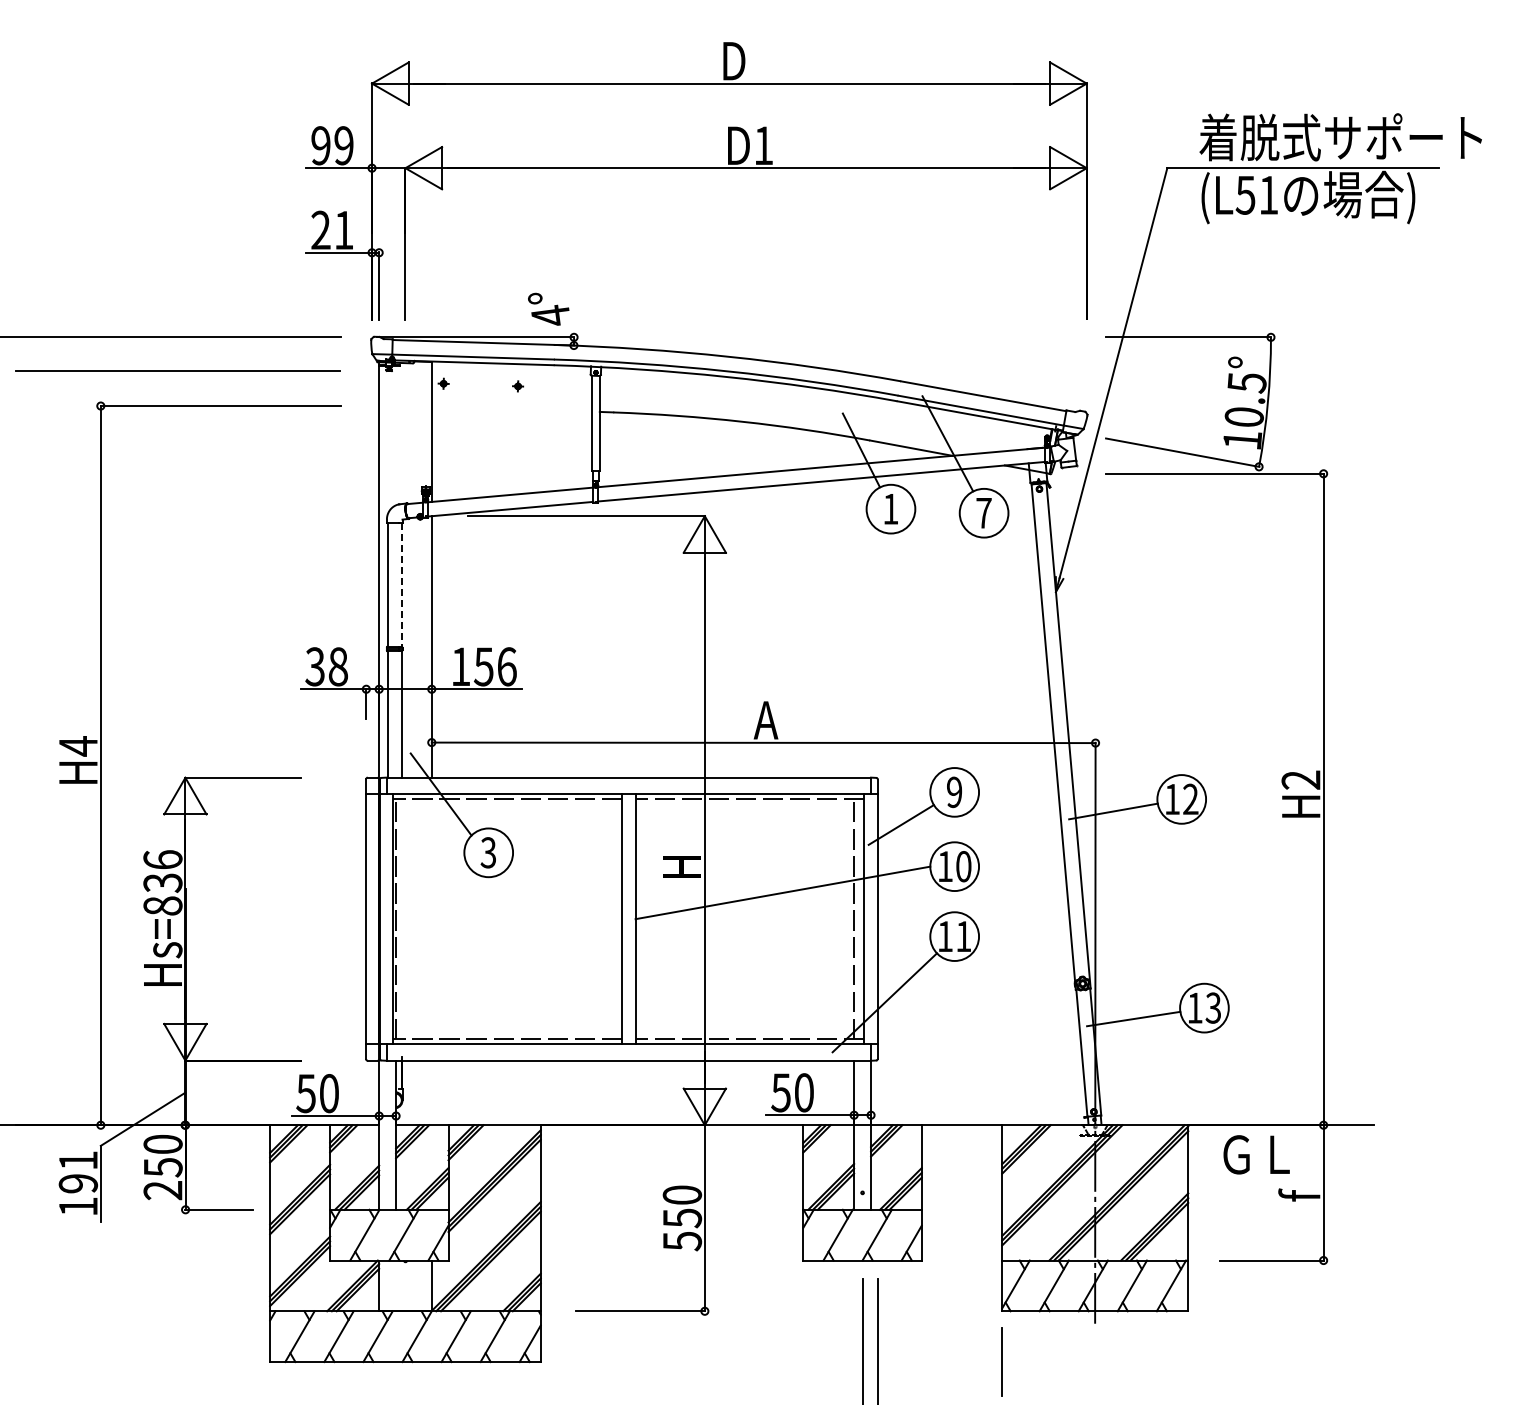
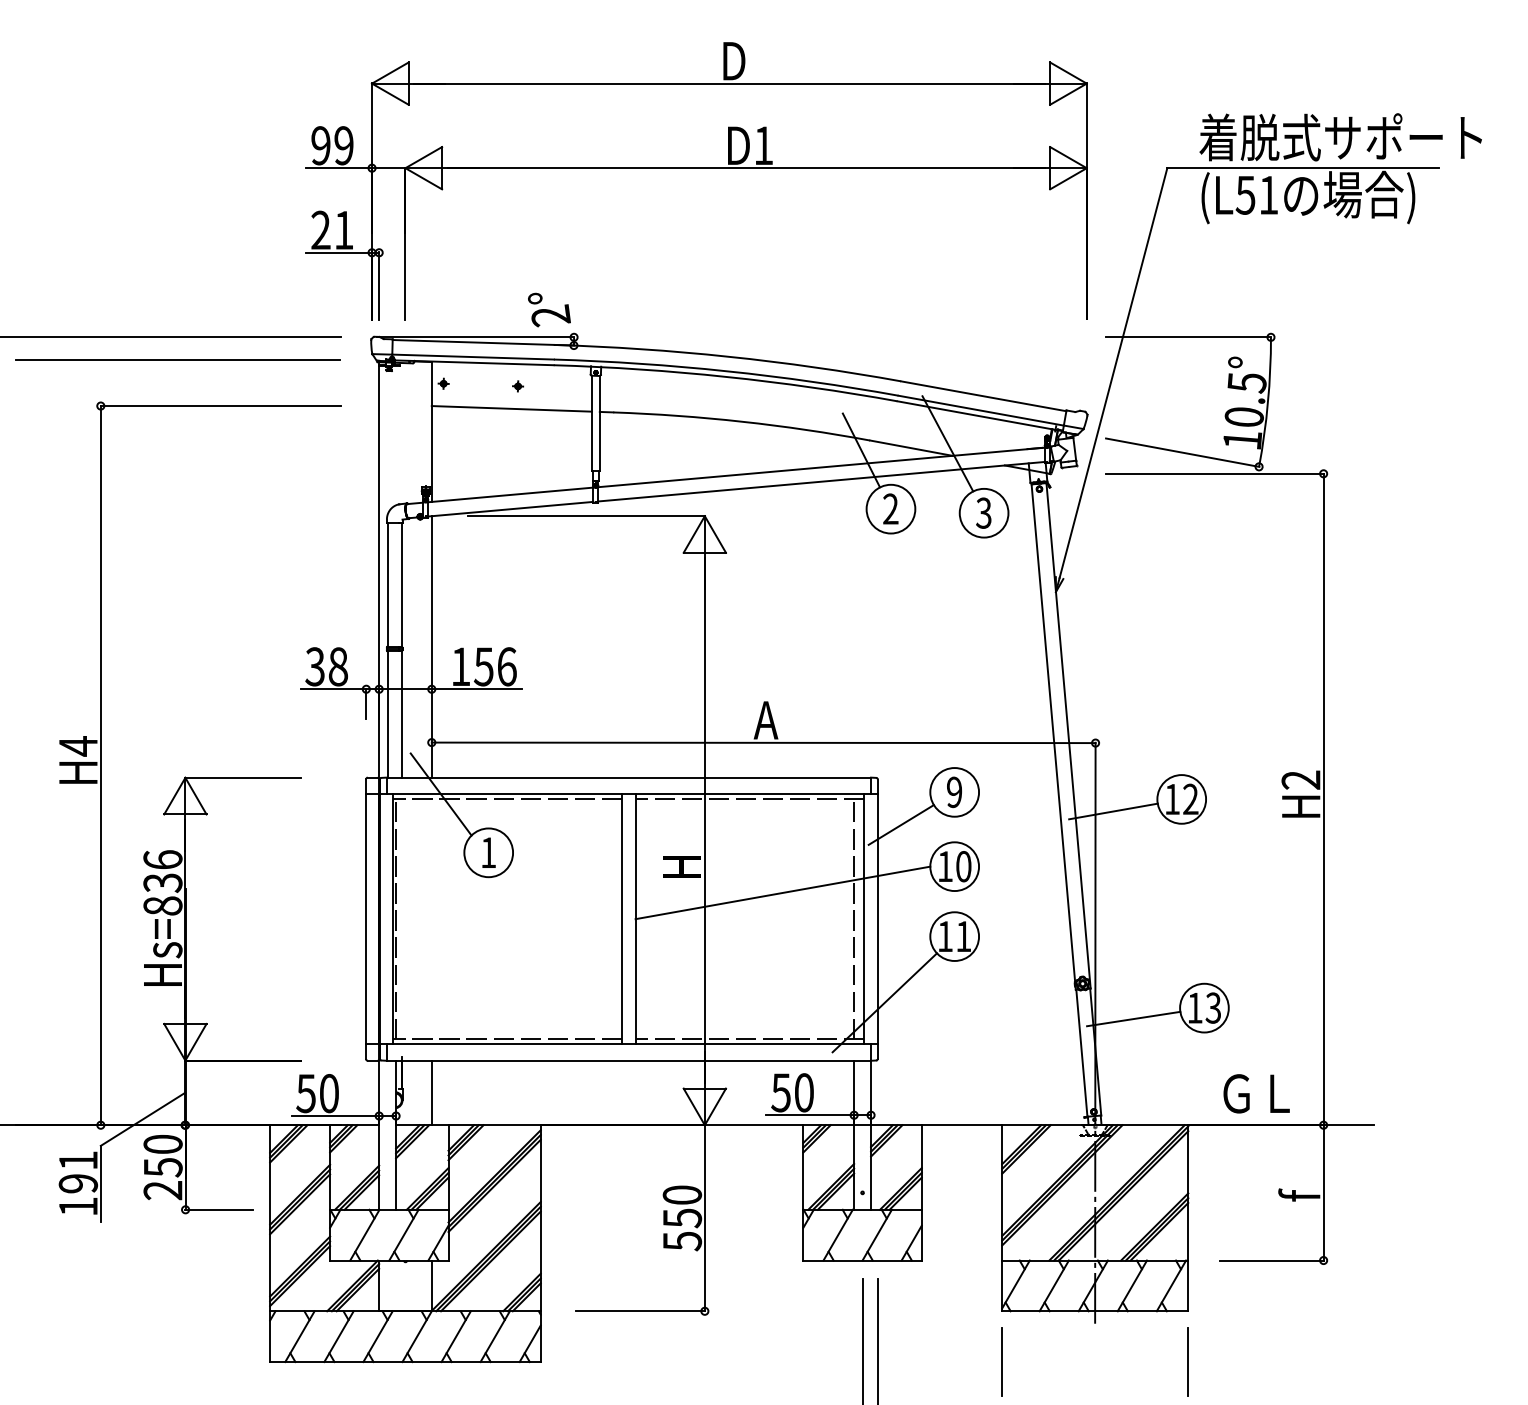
text: 4° -> 2° (550, 315)
line position: (177, 370) -> (177, 359) (177, 359)
line: none -> present (511, 408)
text: 1 -> 2 (890, 508)
text: 7 -> 3 (983, 512)
line: dashed -> solid (401, 585)
text: 3 -> 1 (487, 852)
line: none -> present (431, 1092)
text position: (1256, 1154) -> (1256, 1093) (1256, 1093)
line: none -> present (1188, 1362)
